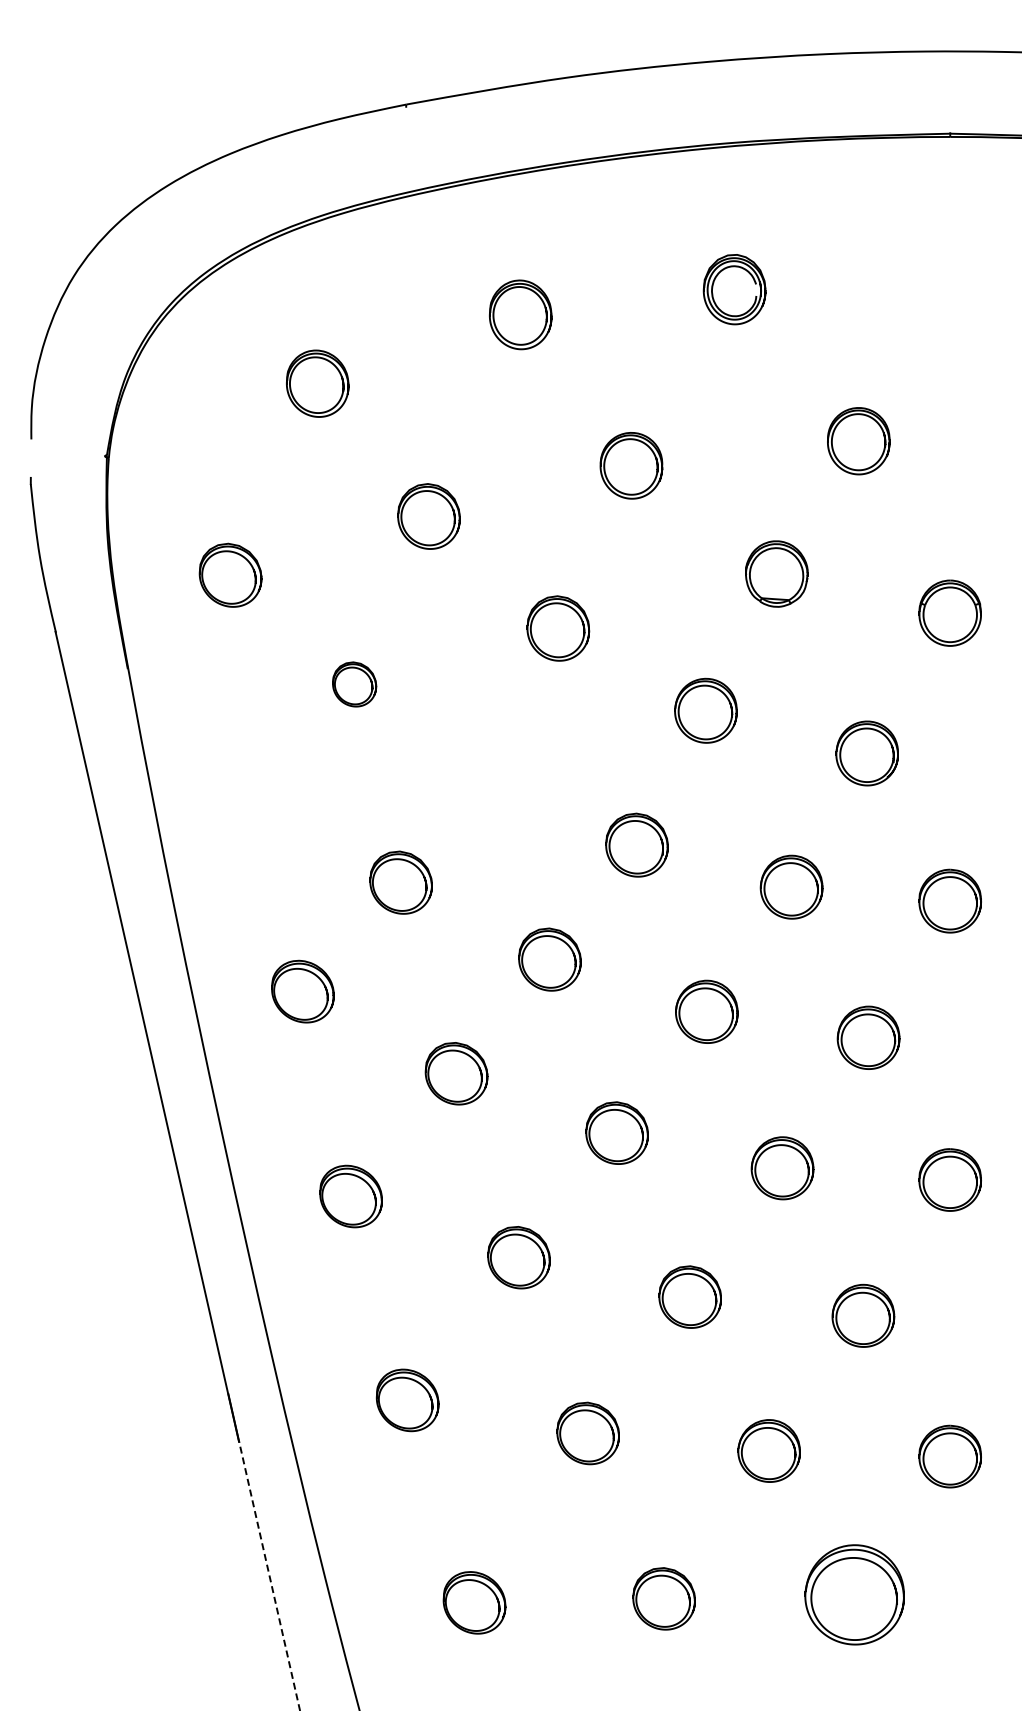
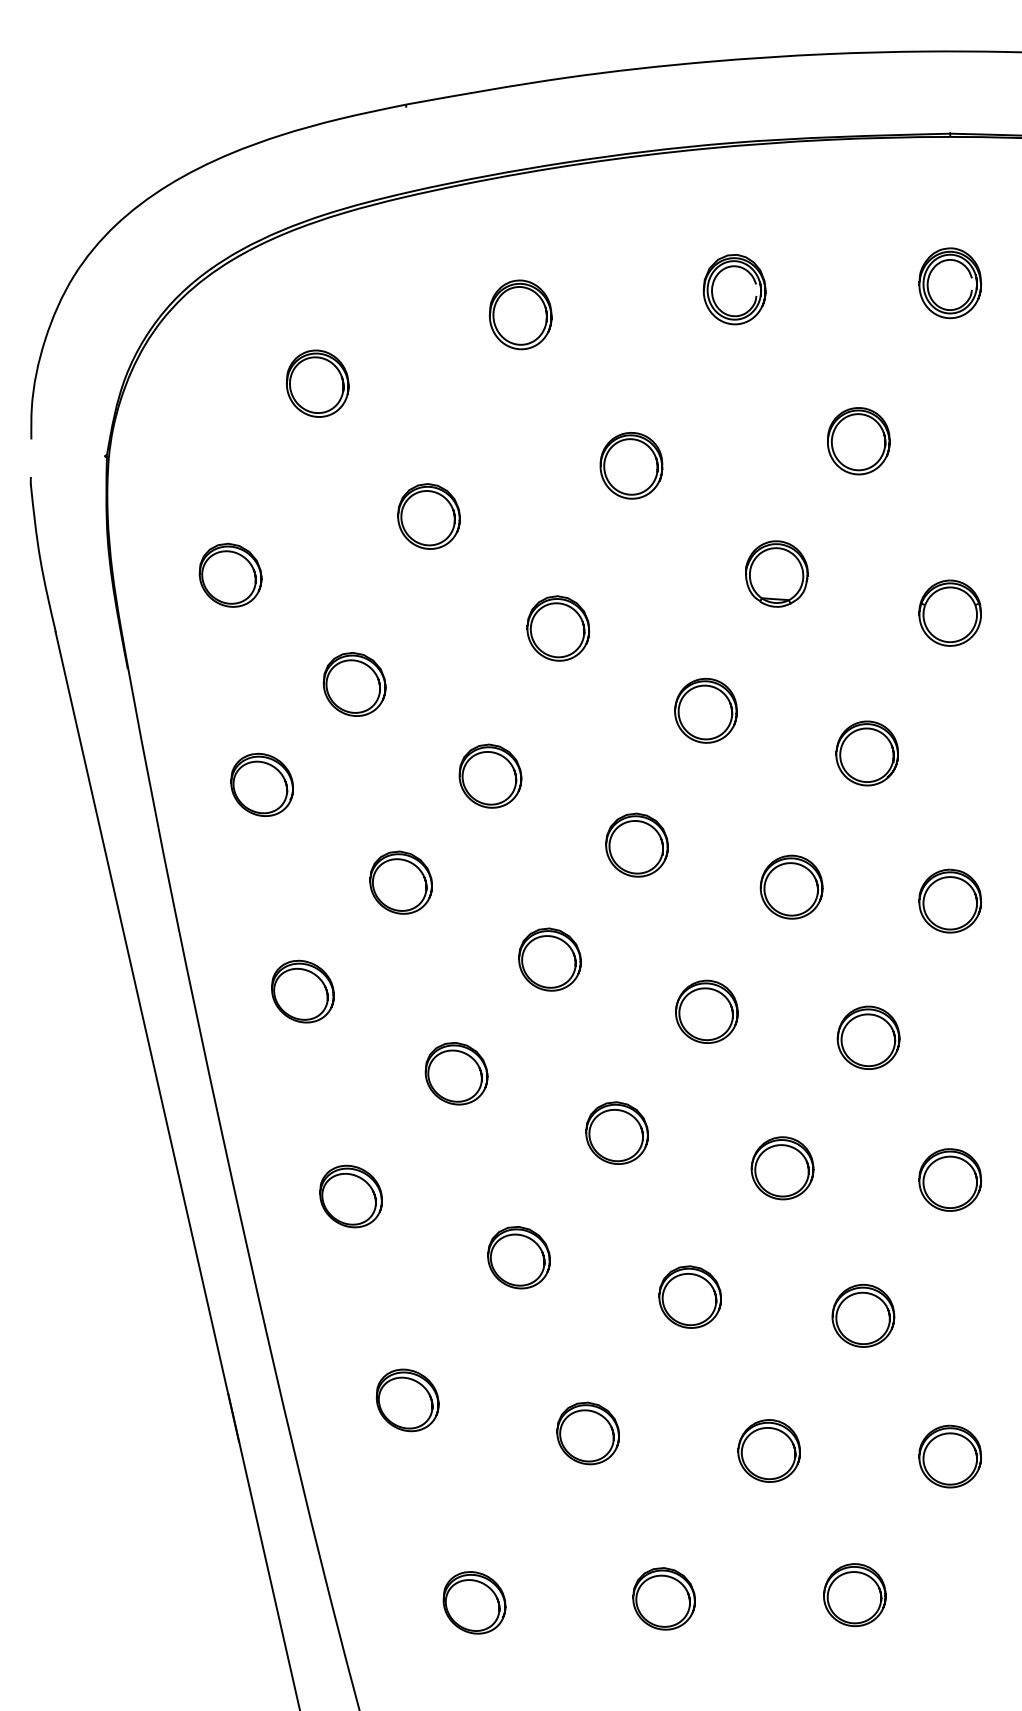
part: none -> present (950, 283)
part size: 46x47 px -> 65x65 px (354, 684)
part: none -> present (490, 775)
part: none -> present (261, 784)
line: dashed -> solid (269, 1576)
part size: 101x102 px -> 64x65 px (854, 1595)
